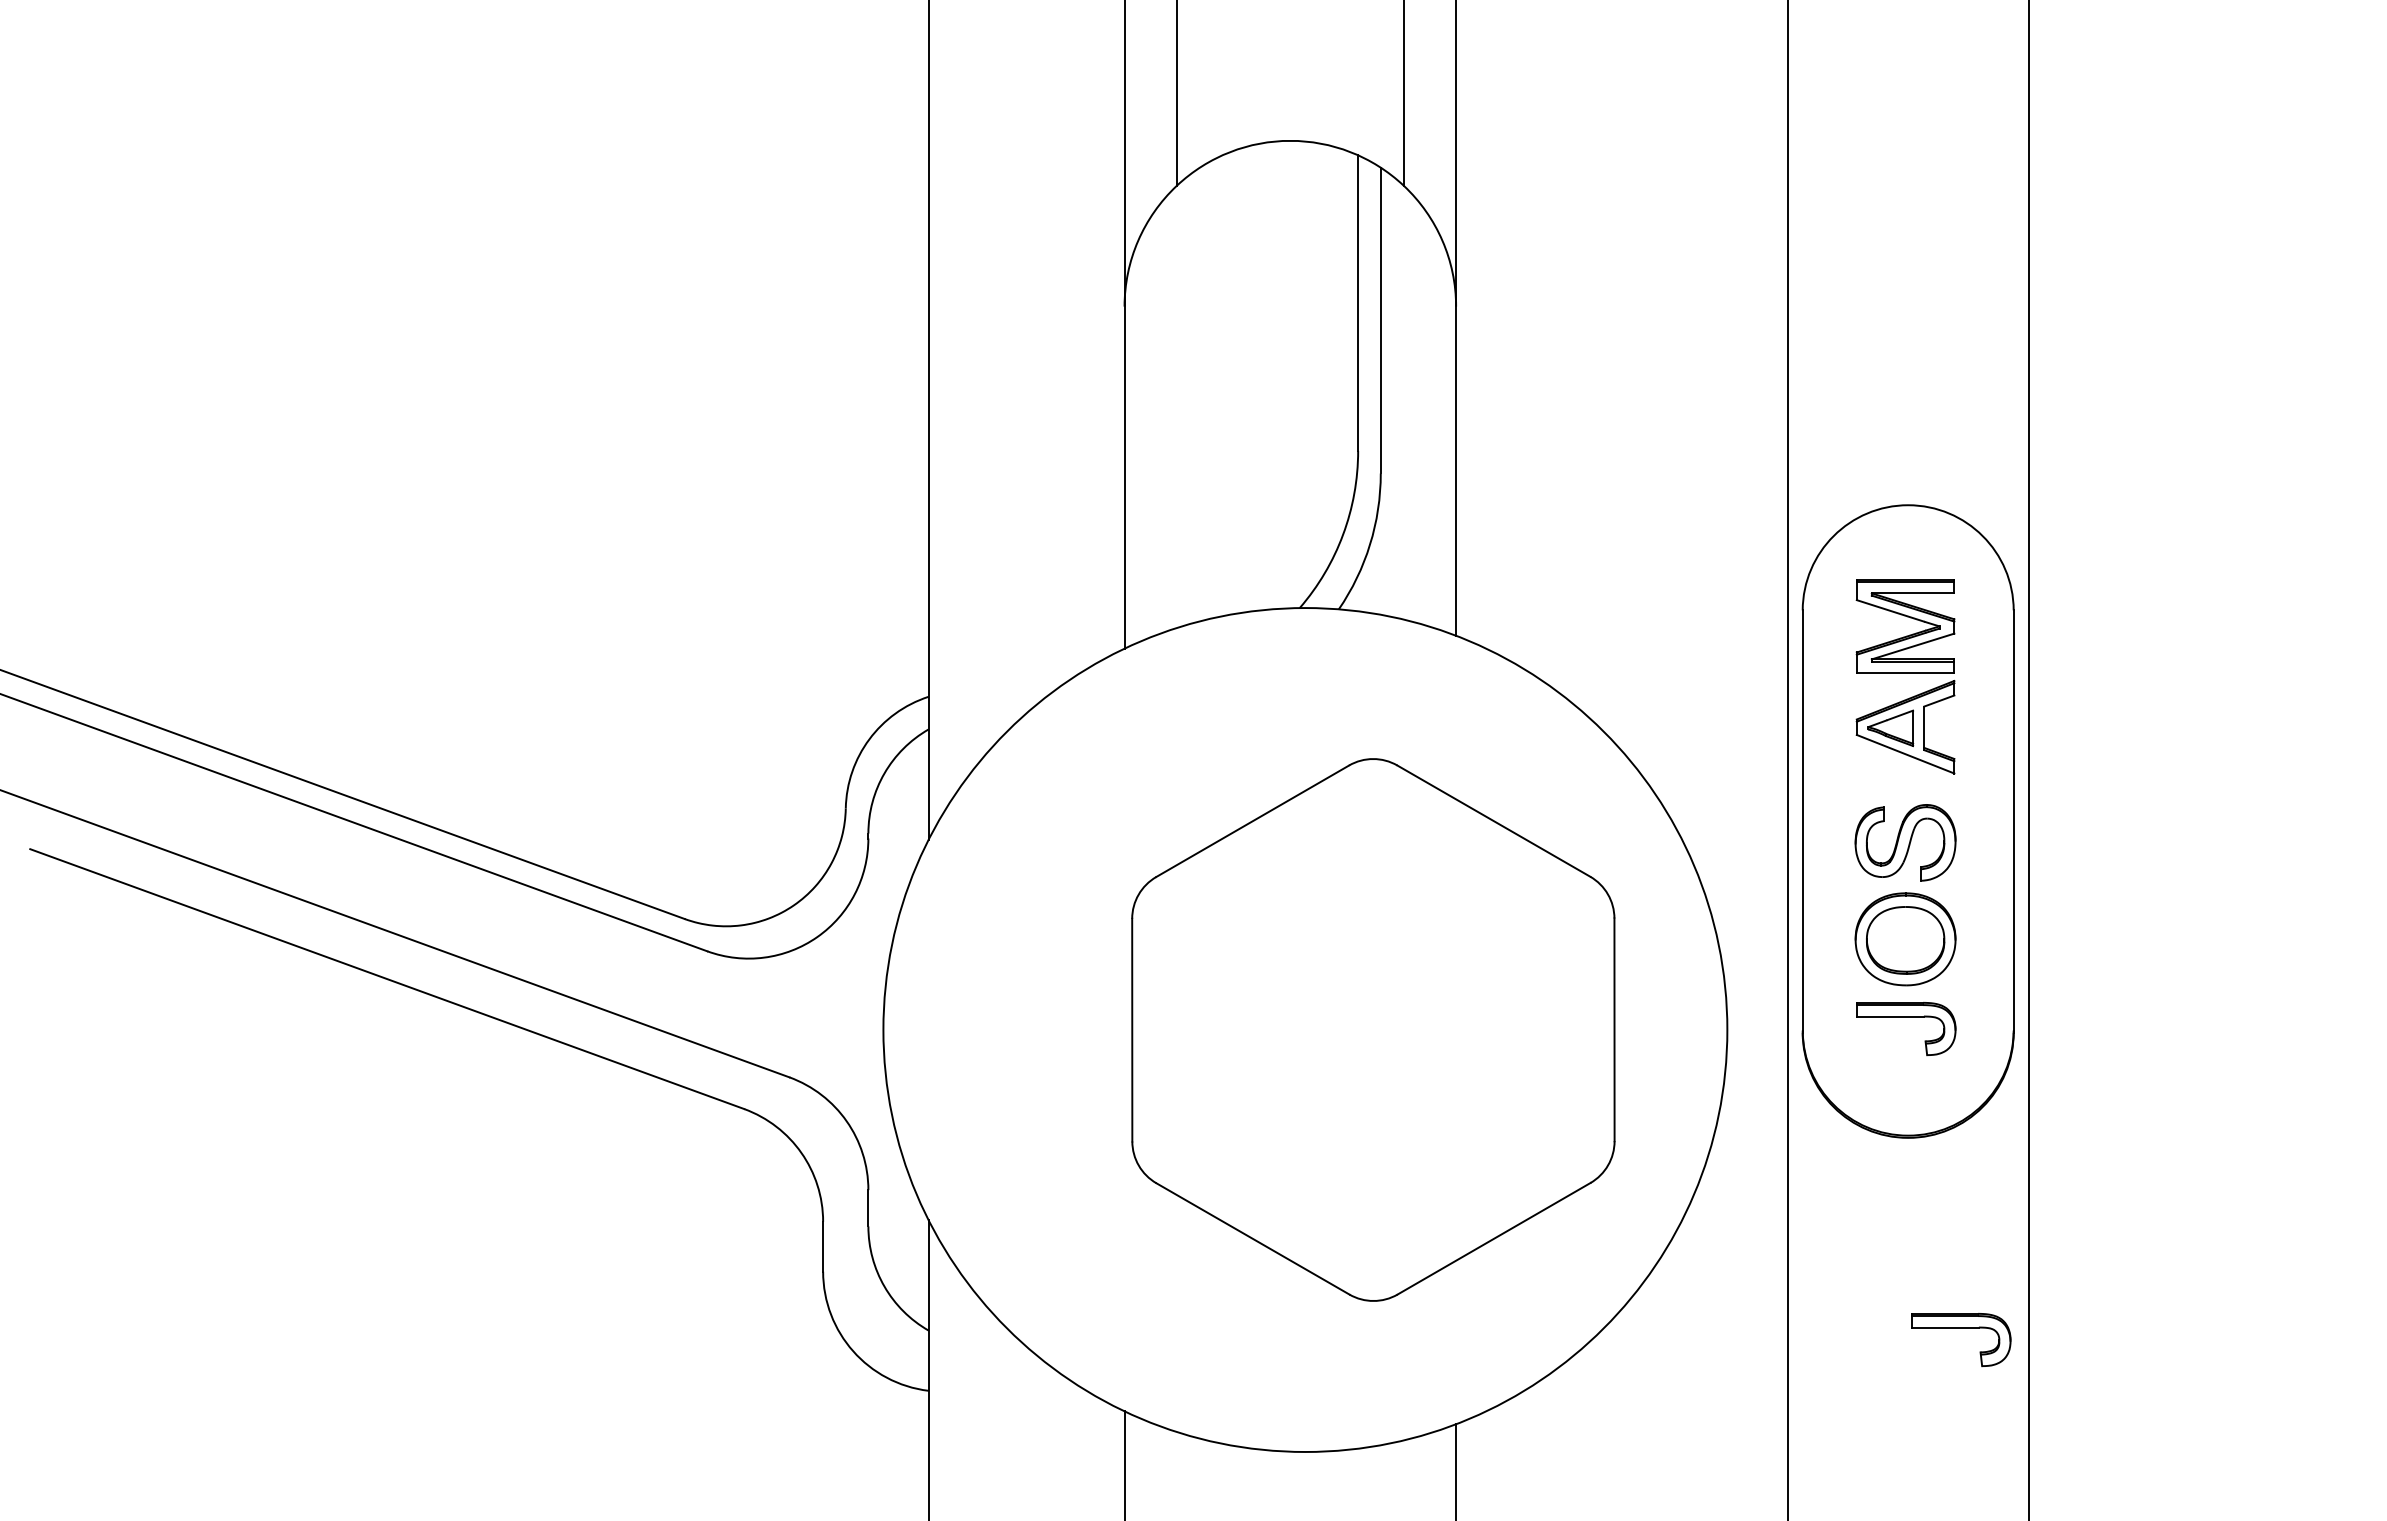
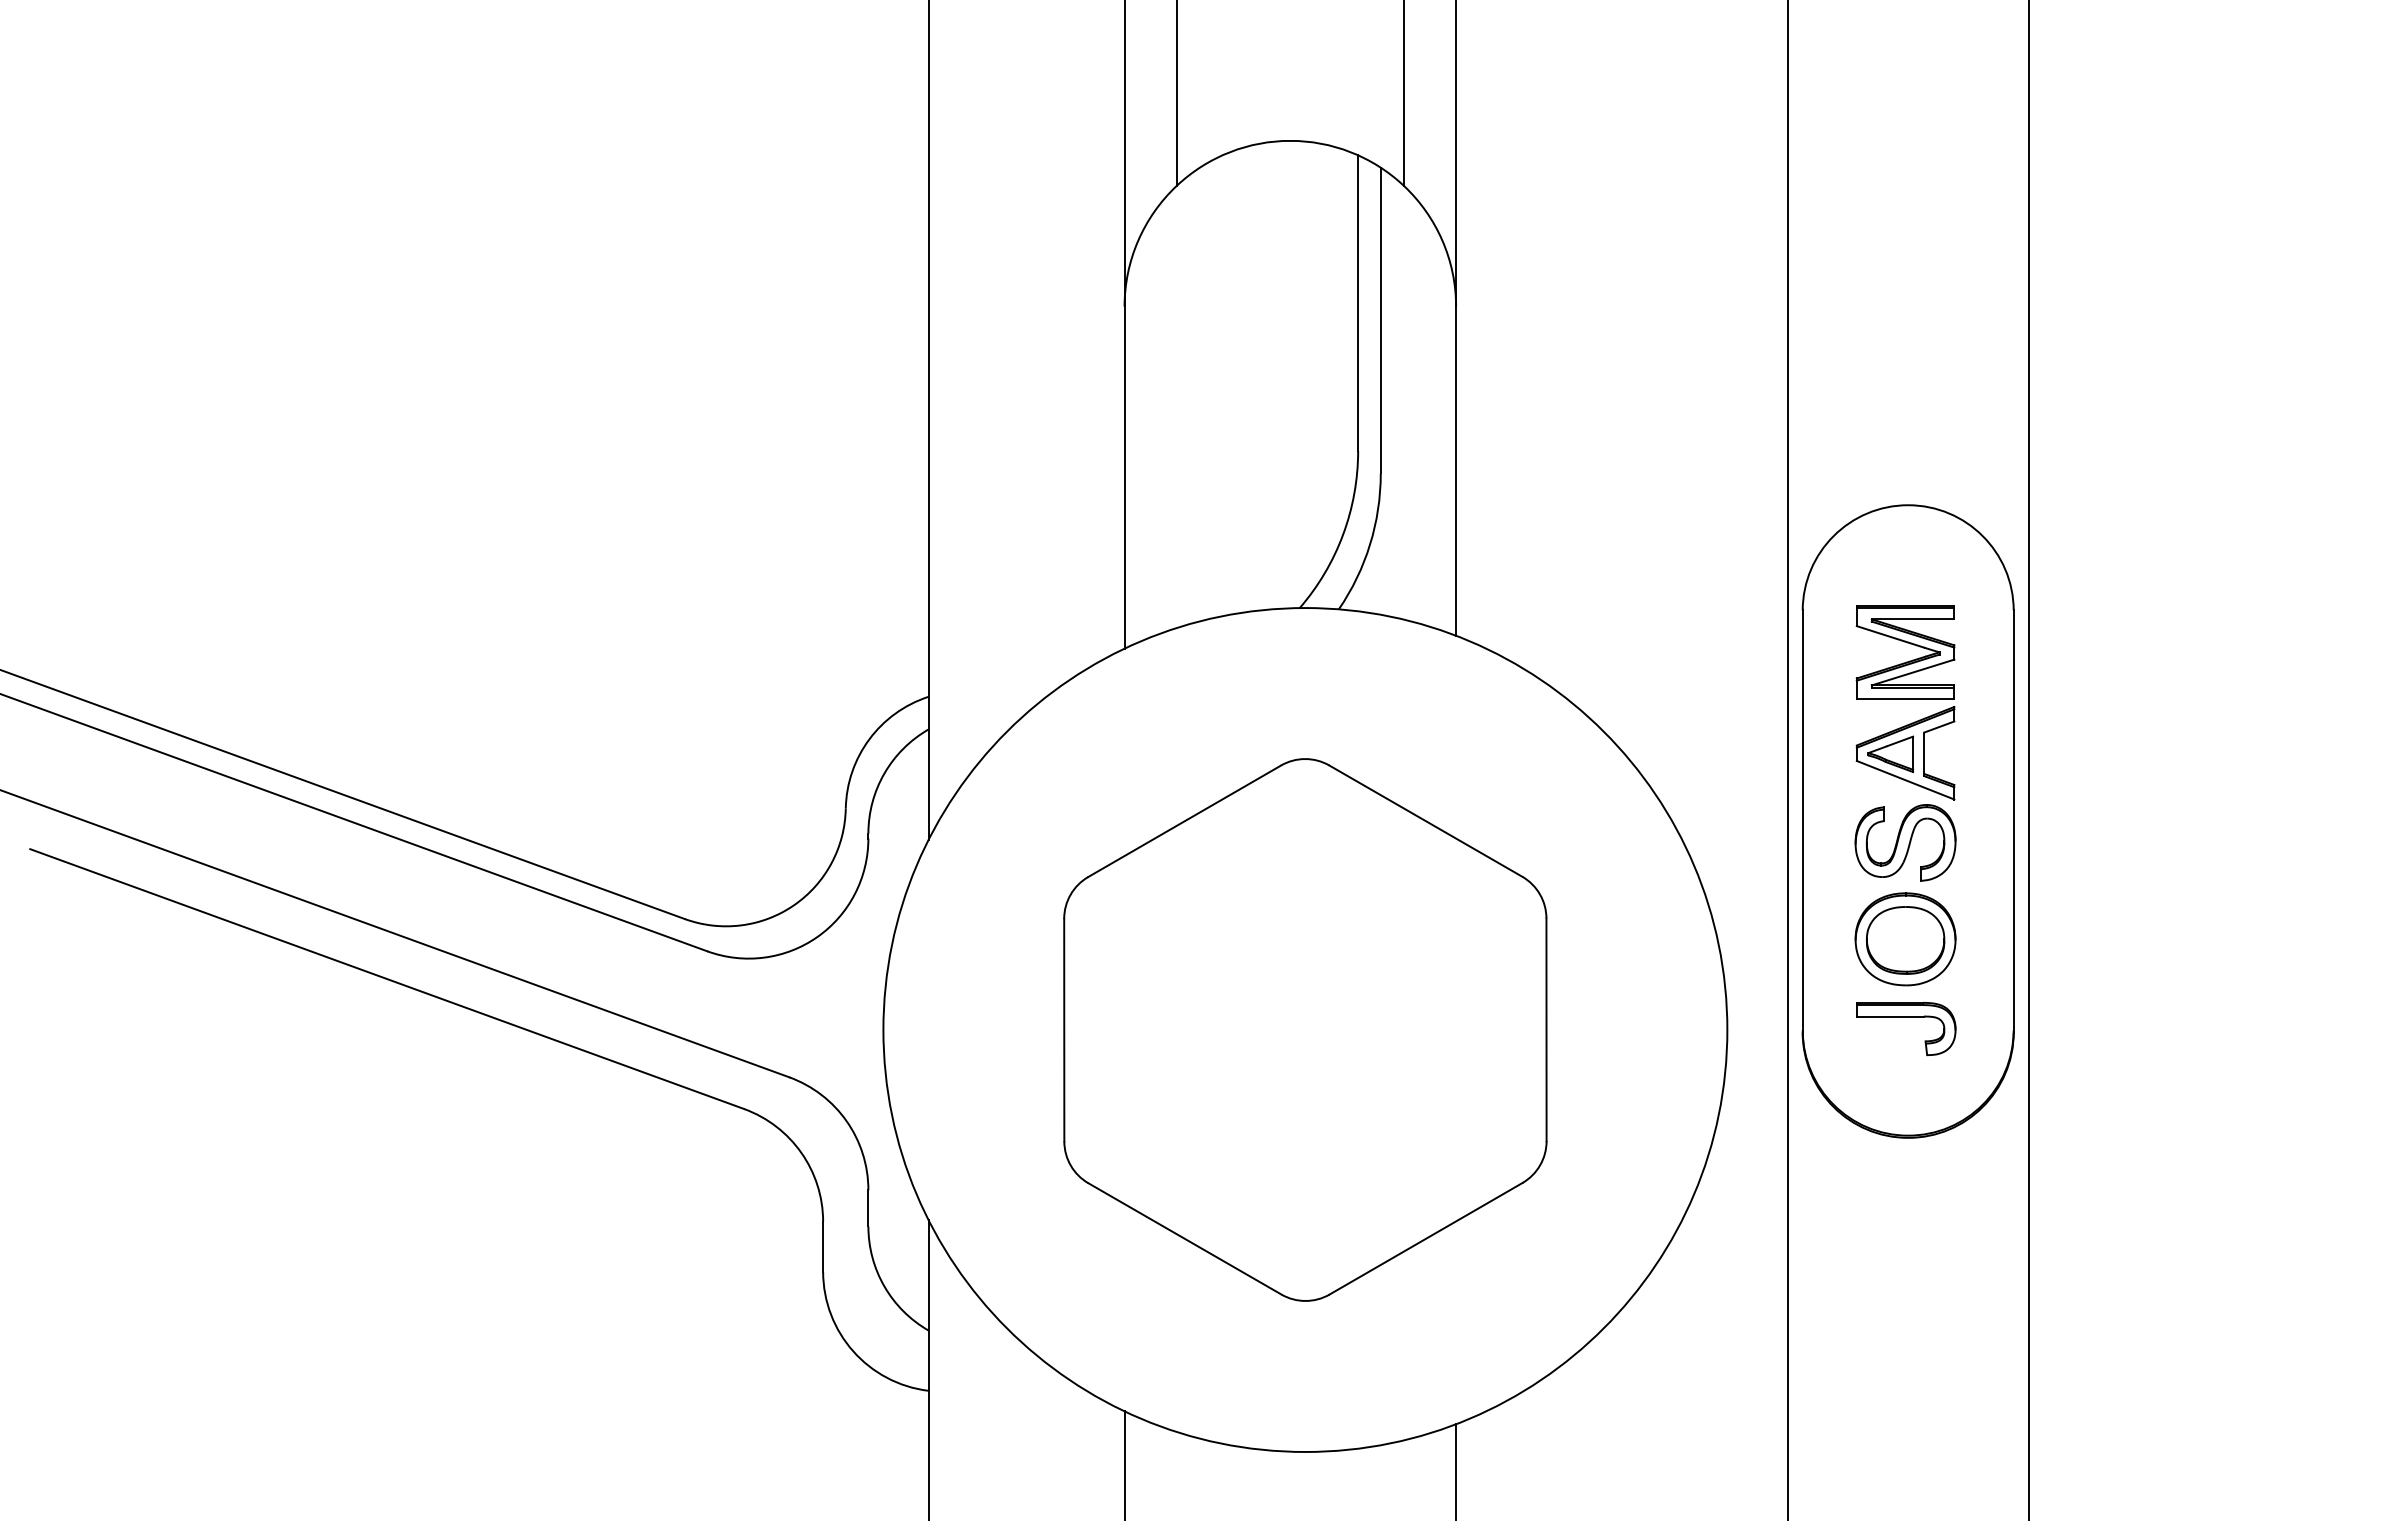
part position: (1905, 676) -> (1905, 702) (1905, 702)
part position: (1373, 1029) -> (1305, 1029) (1305, 1029)
part: present -> none (1961, 1328)
